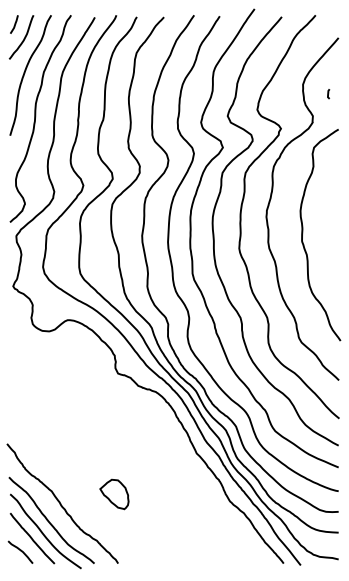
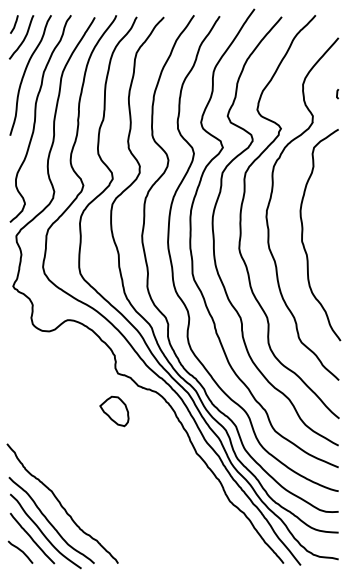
curve position: (328, 94) -> (337, 94) (337, 94)
part position: (114, 494) -> (114, 411) (114, 411)
